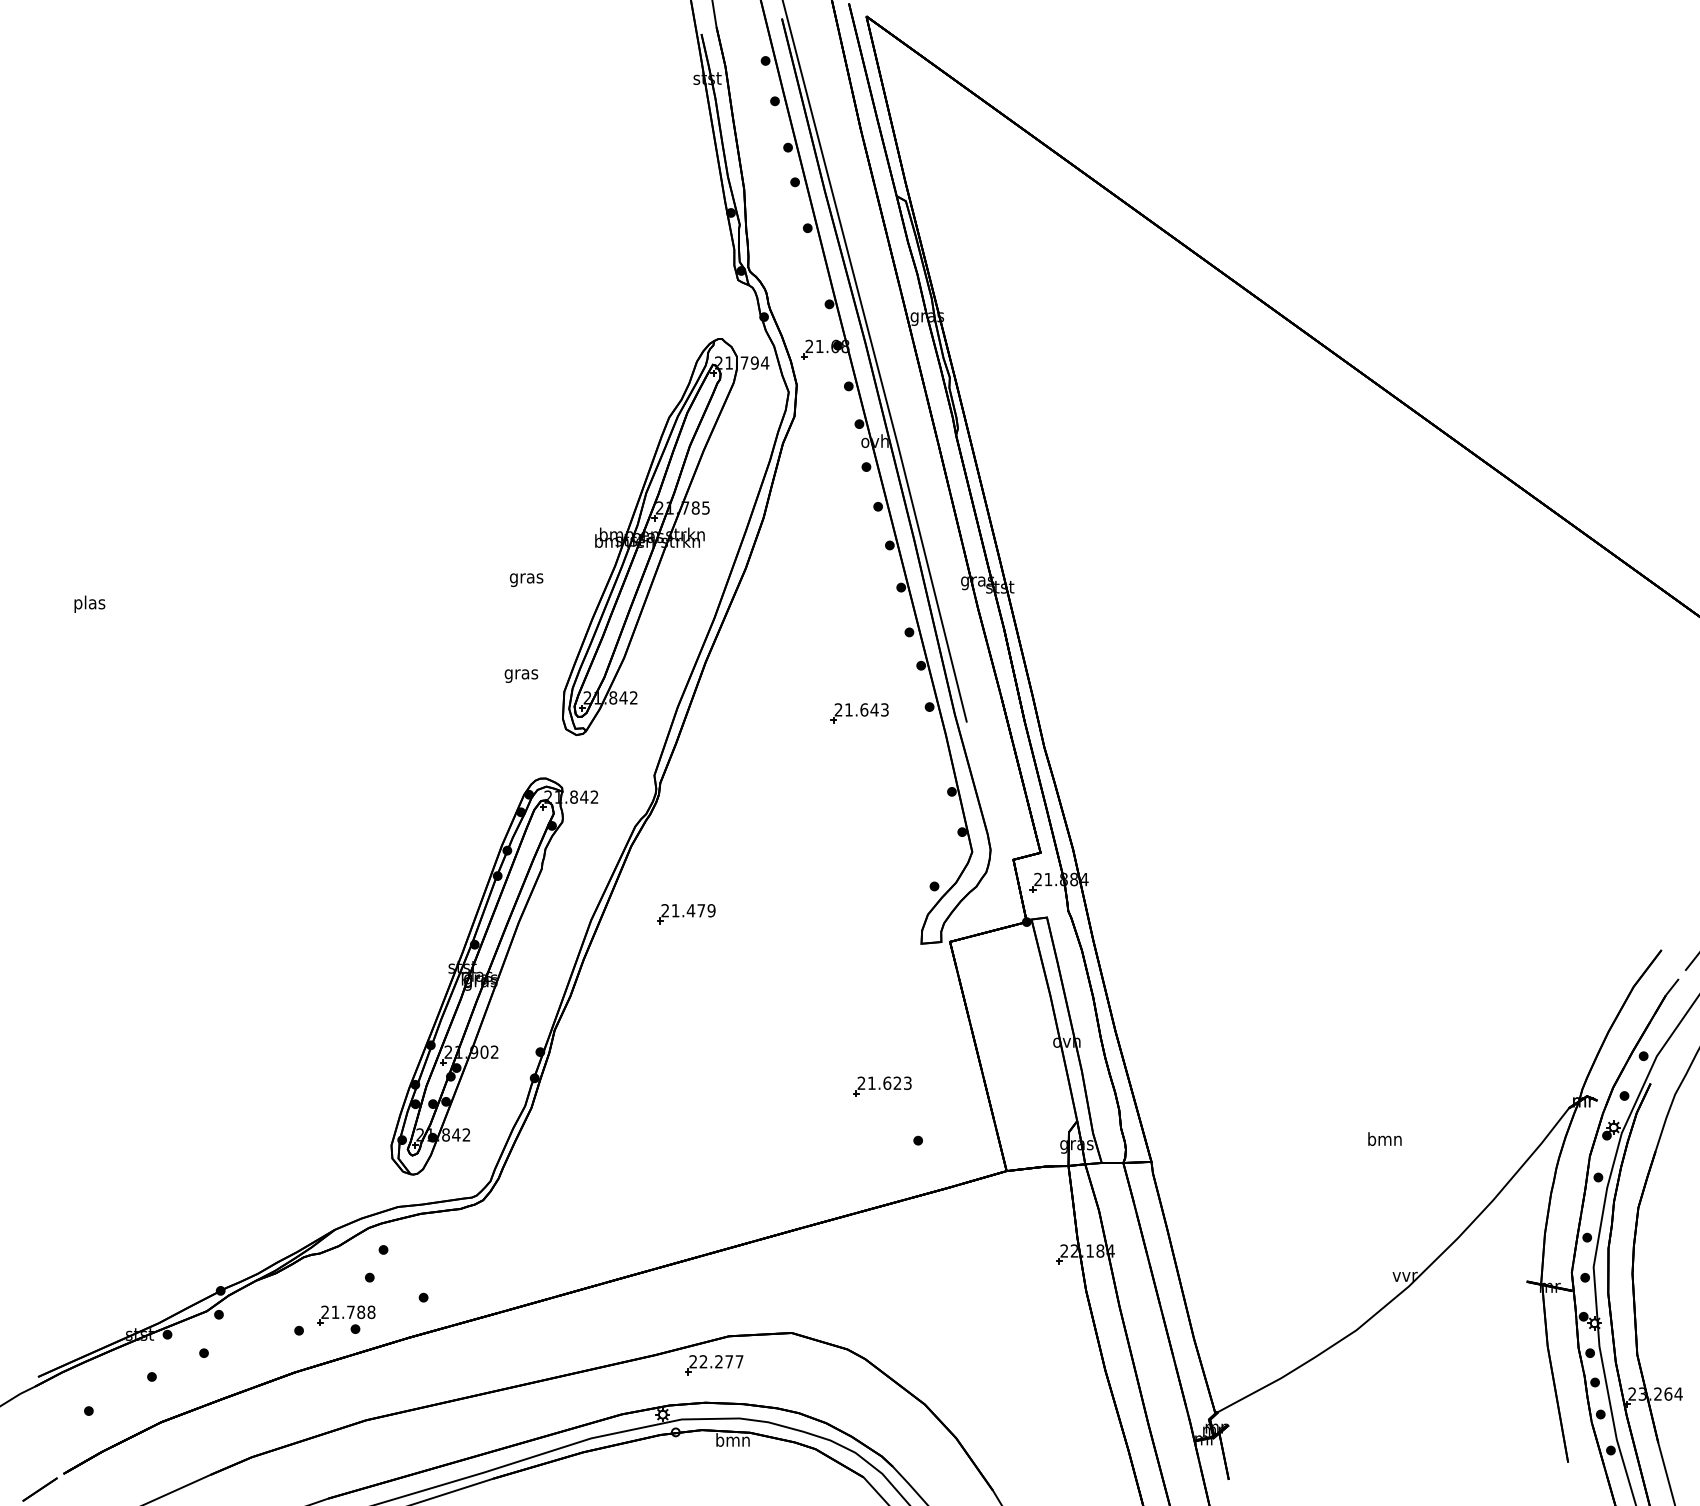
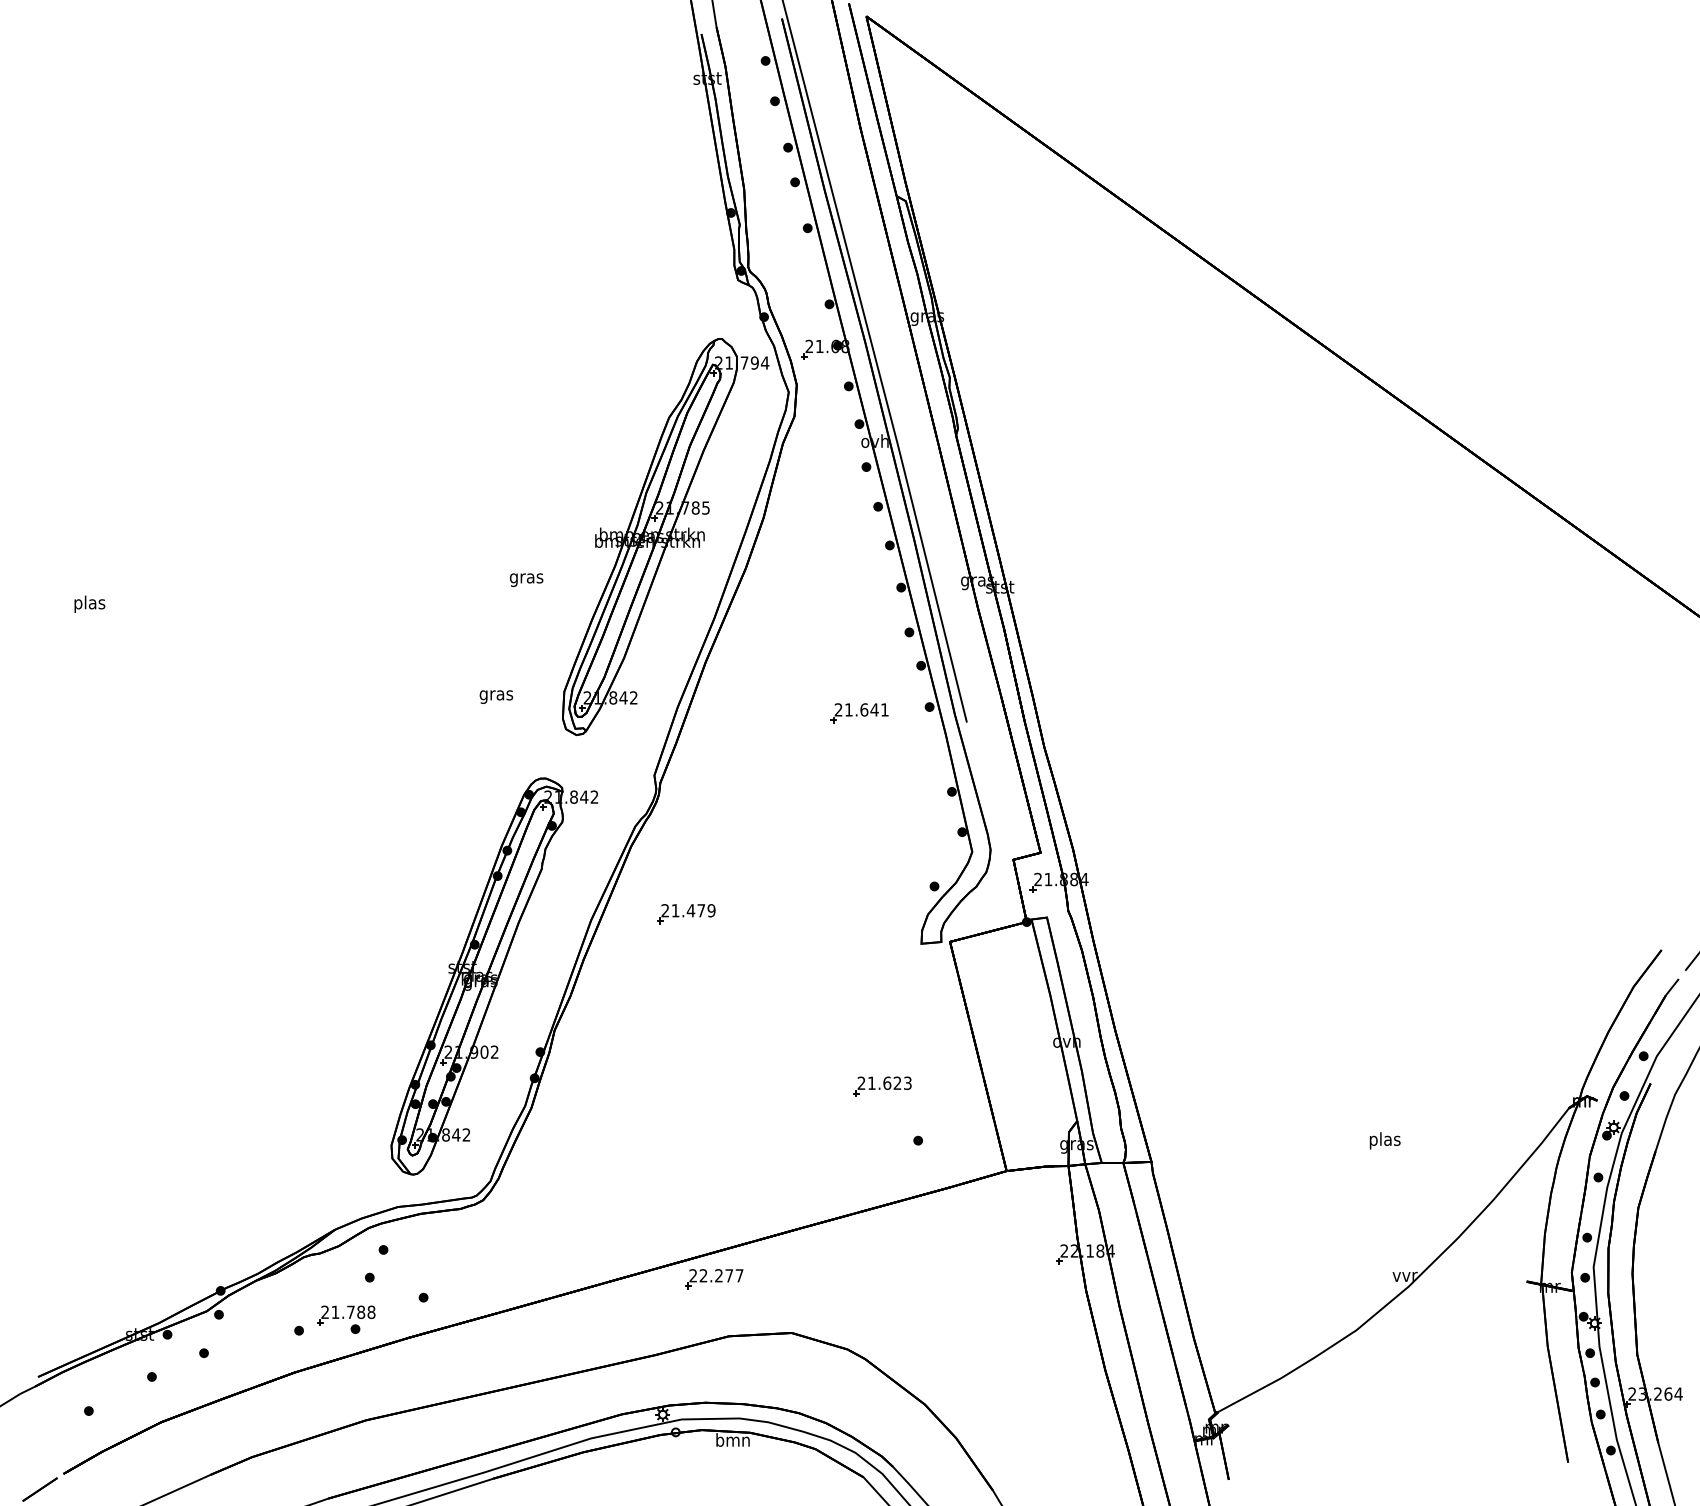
text position: (521, 675) -> (496, 696) (496, 696)
text: 21.643 -> 21.641 (884, 709)
text: bmn -> plas (1384, 1140)
part position: (714, 1365) -> (714, 1279) (714, 1279)
